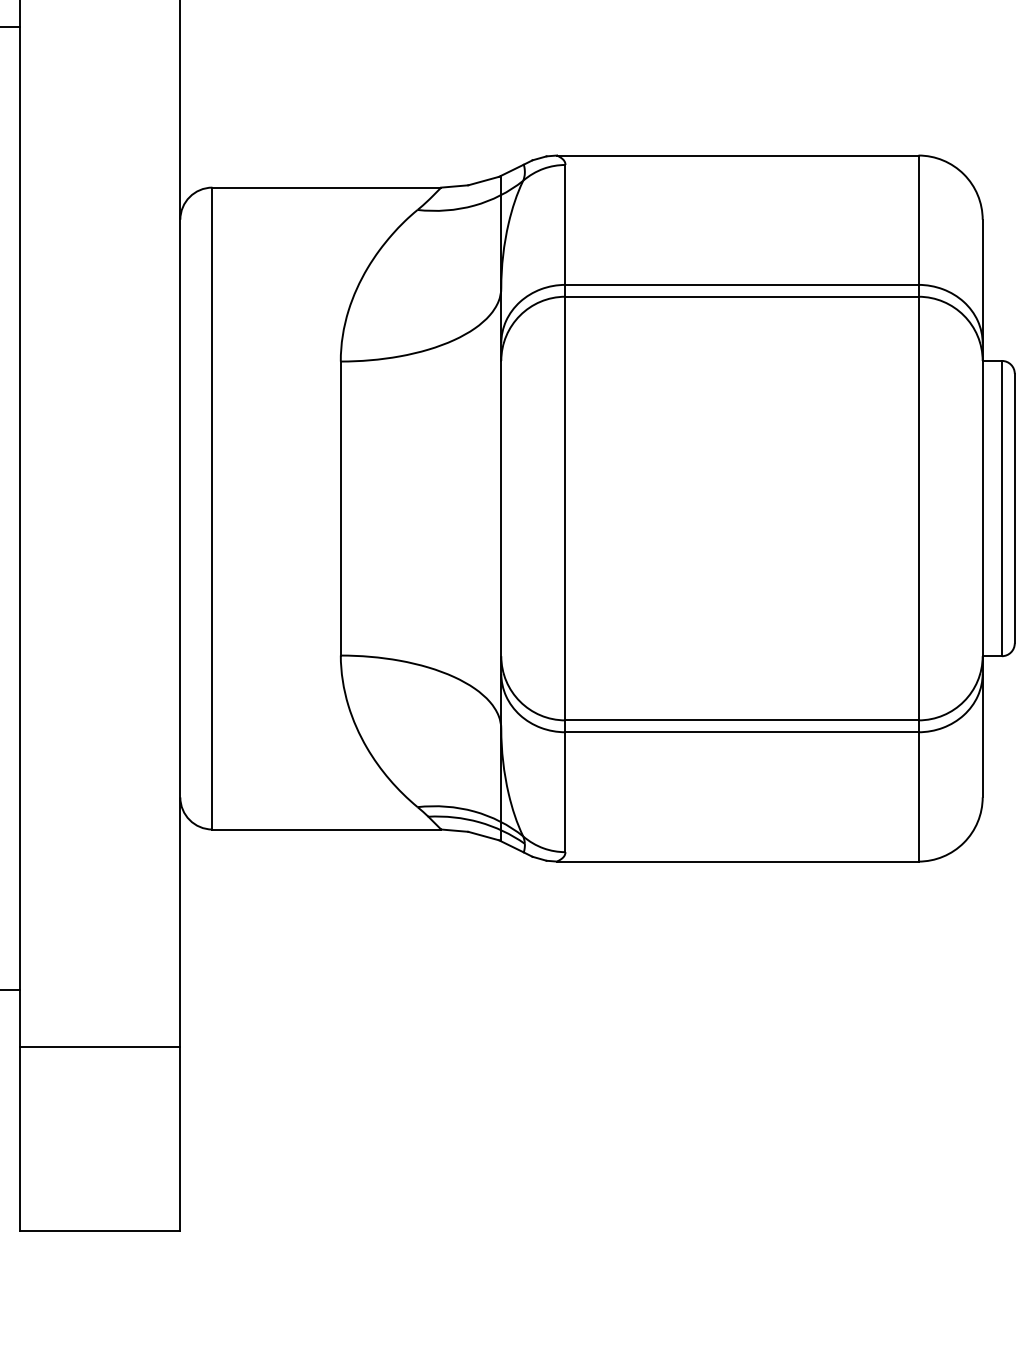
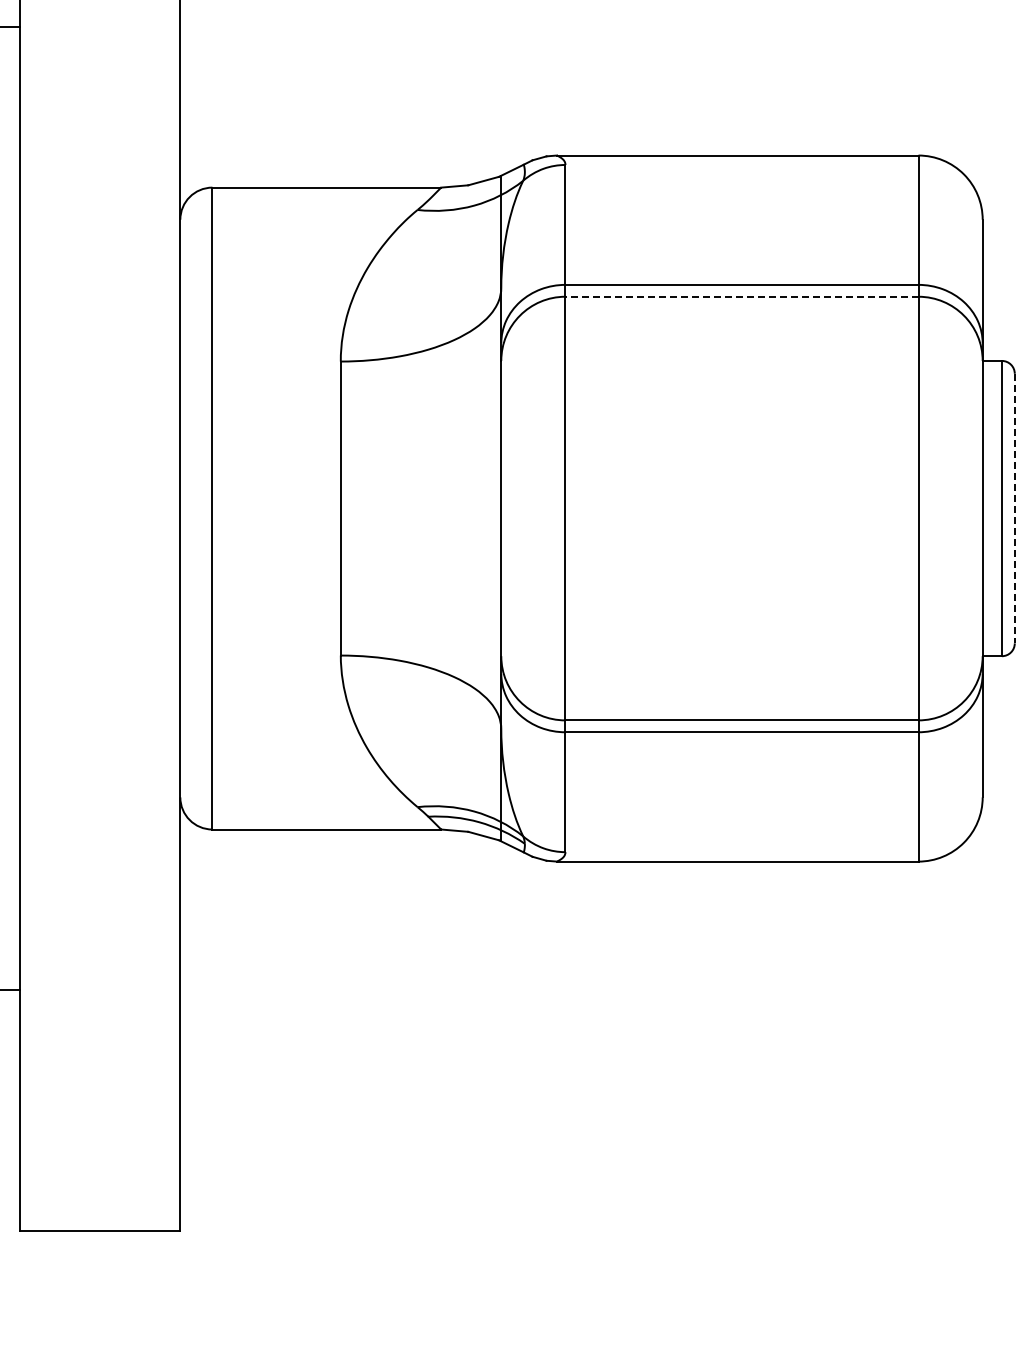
line: solid -> dashed (741, 296)
line: solid -> dashed (1014, 508)
line: present -> none (99, 1046)
